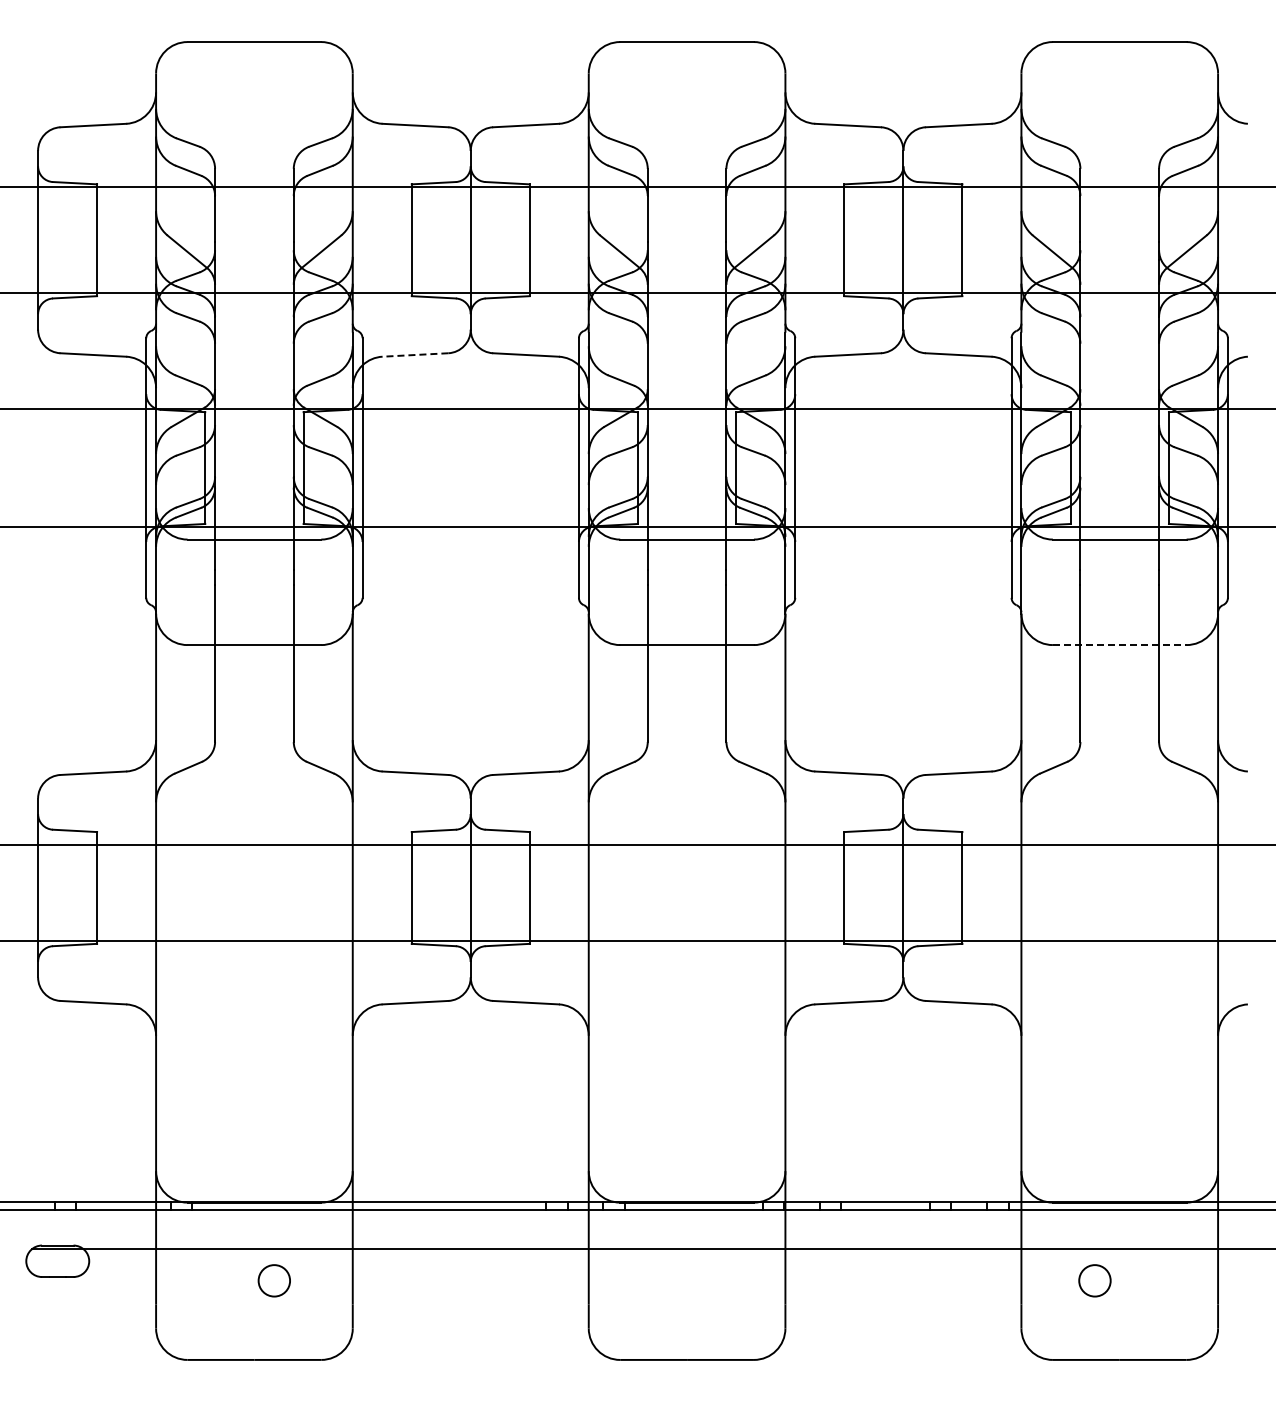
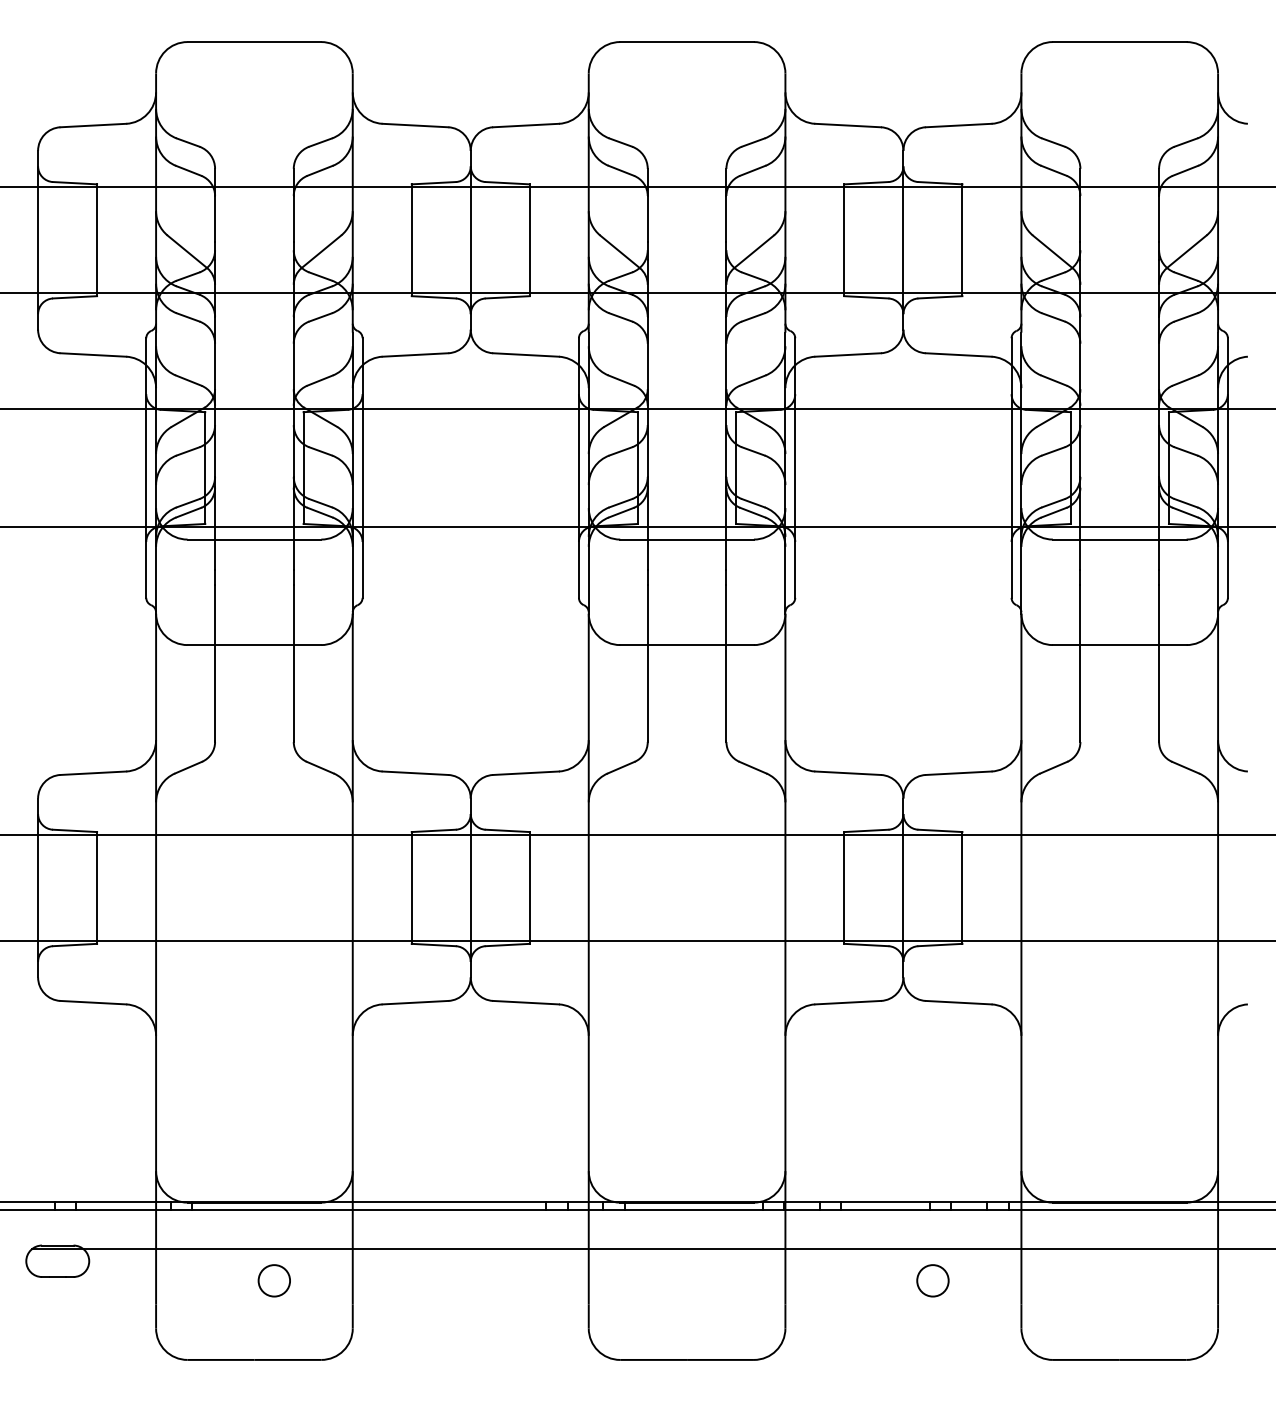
line: dashed -> solid (415, 354)
line: dashed -> solid (1119, 645)
line position: (637, 845) -> (637, 835) (637, 835)
circle position: (1094, 1280) -> (932, 1280) (932, 1280)
